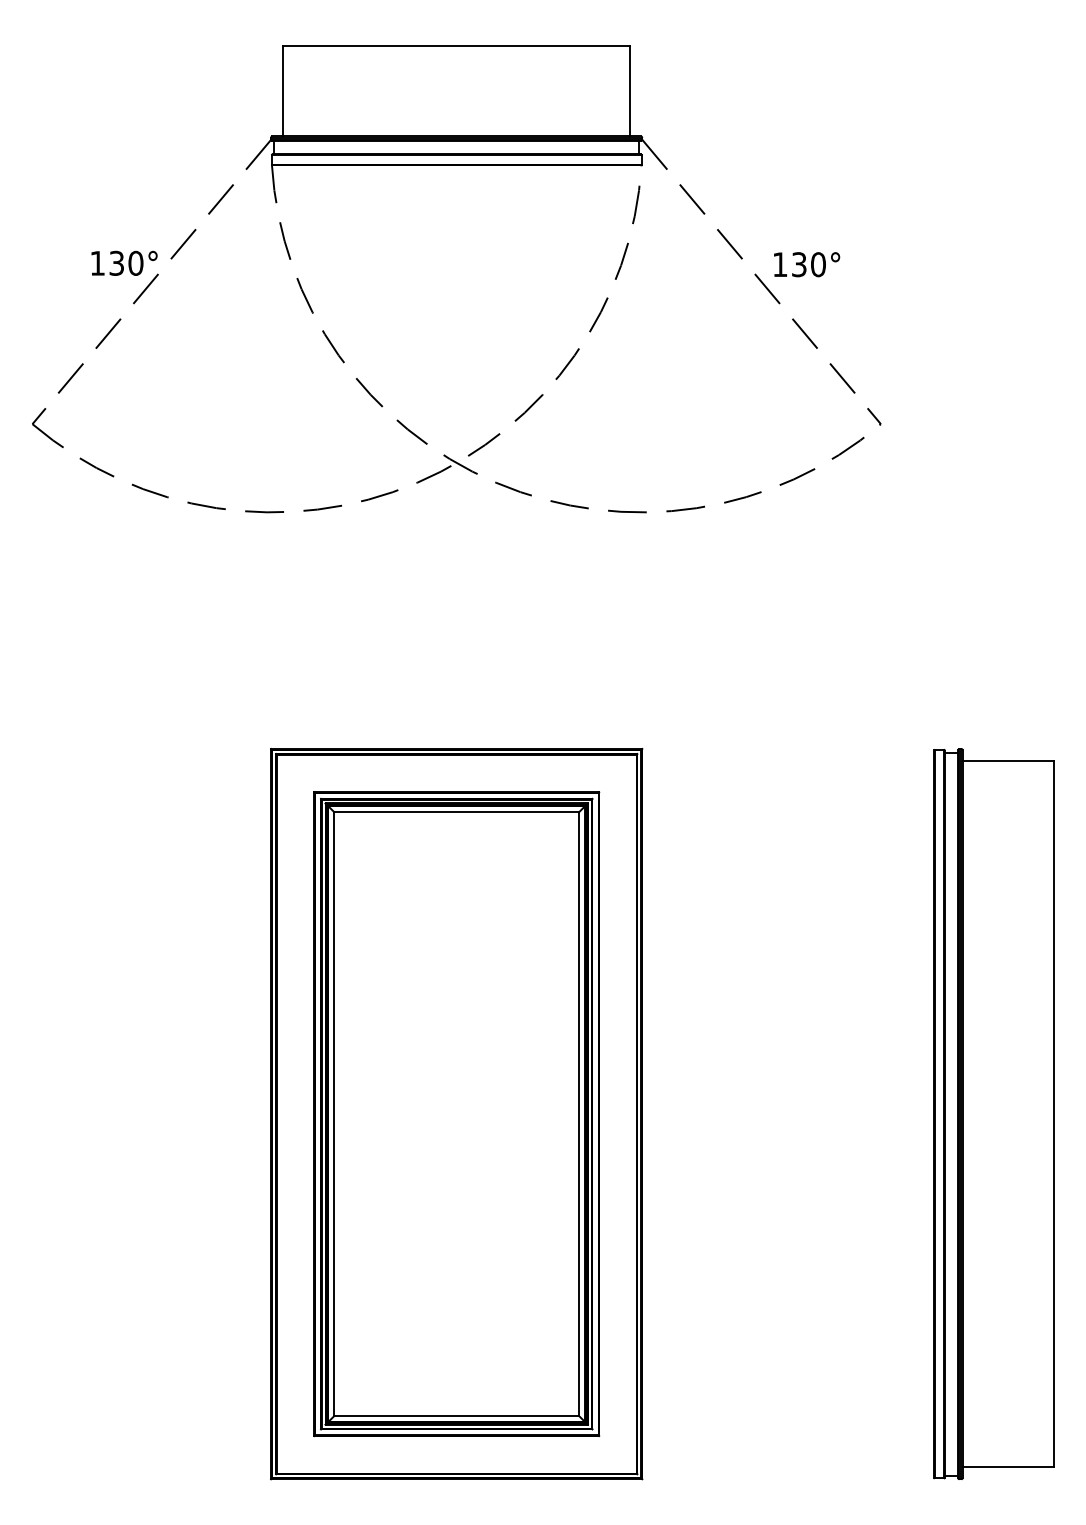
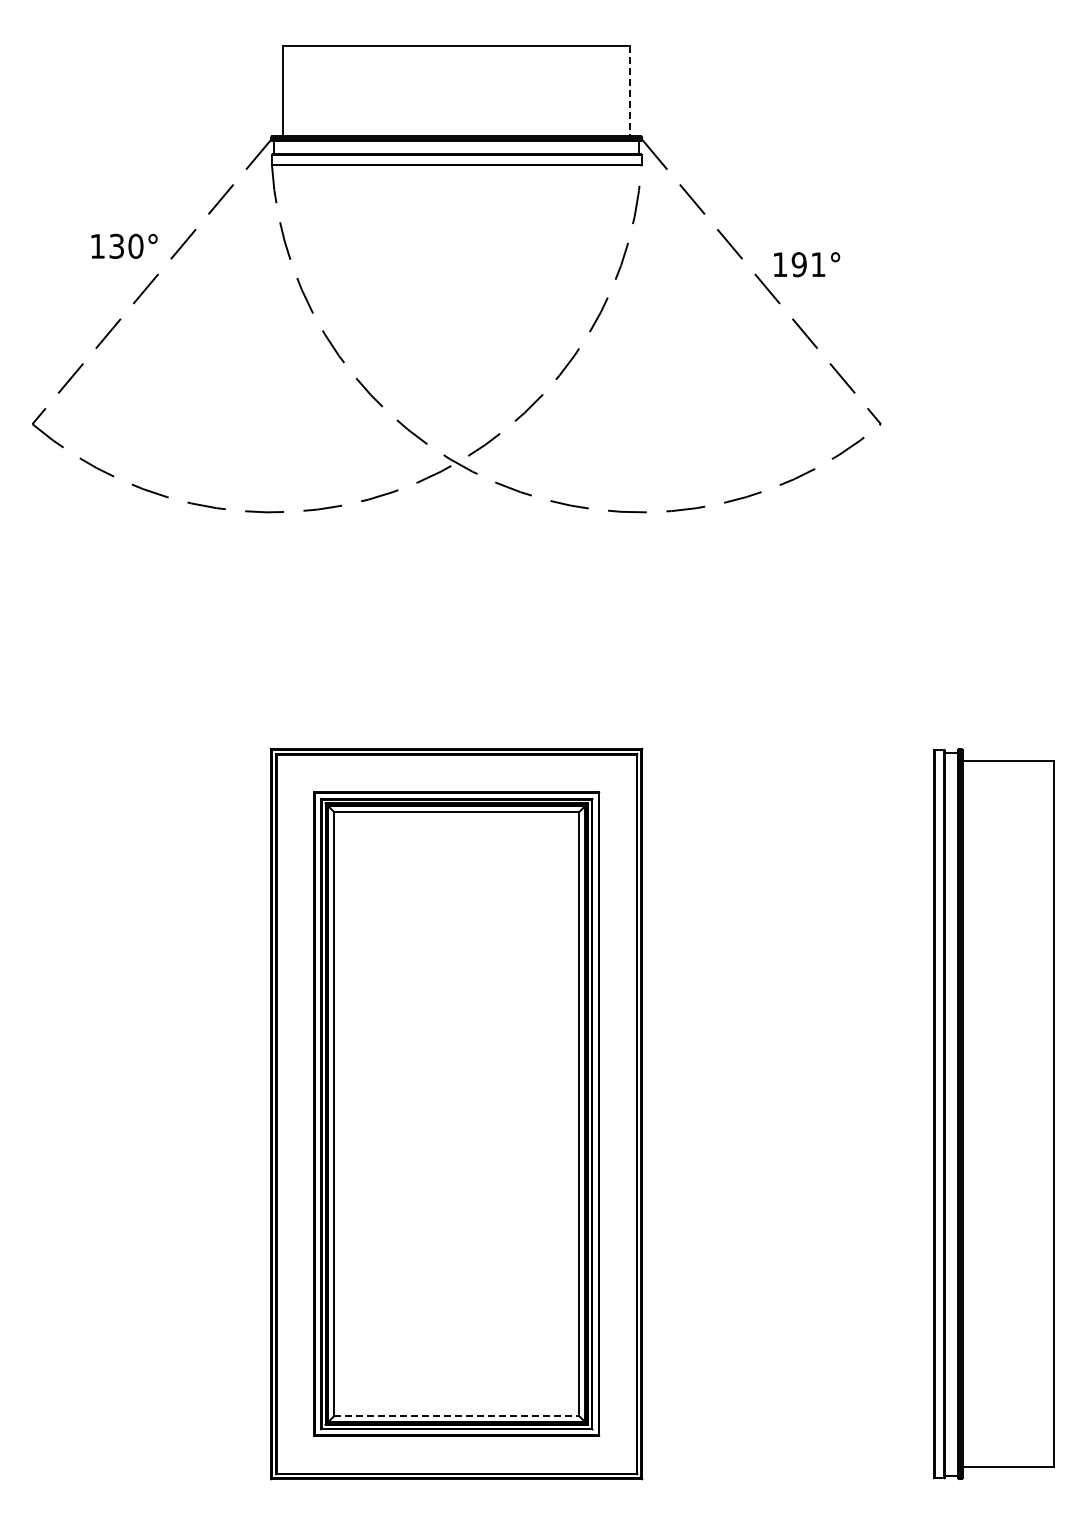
line: solid -> dashed (630, 91)
text position: (124, 262) -> (124, 245) (124, 245)
text: 130° -> 191° (808, 264)
line: solid -> dashed (457, 1416)
